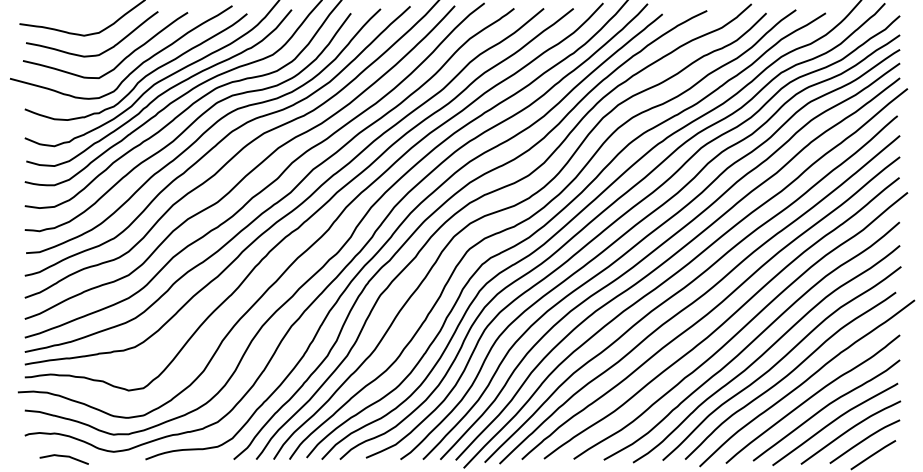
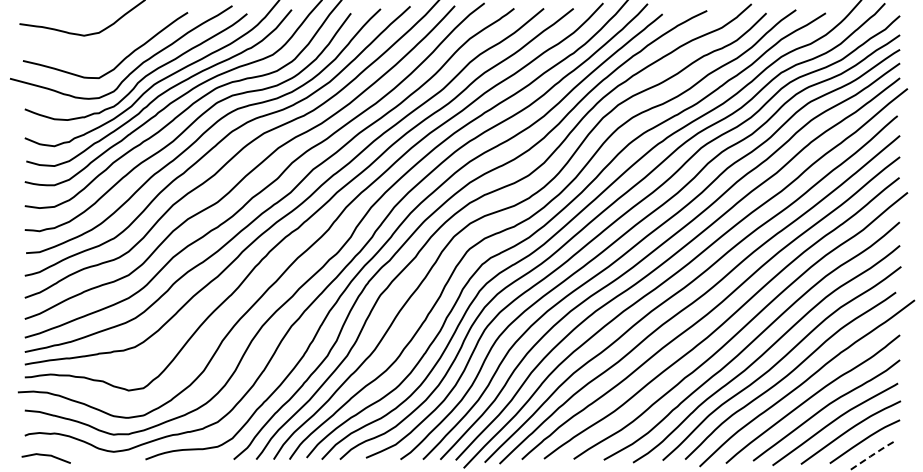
curve: present -> none (104, 50)
line: solid -> dashed (873, 454)
curve position: (64, 457) -> (46, 456) (46, 456)
